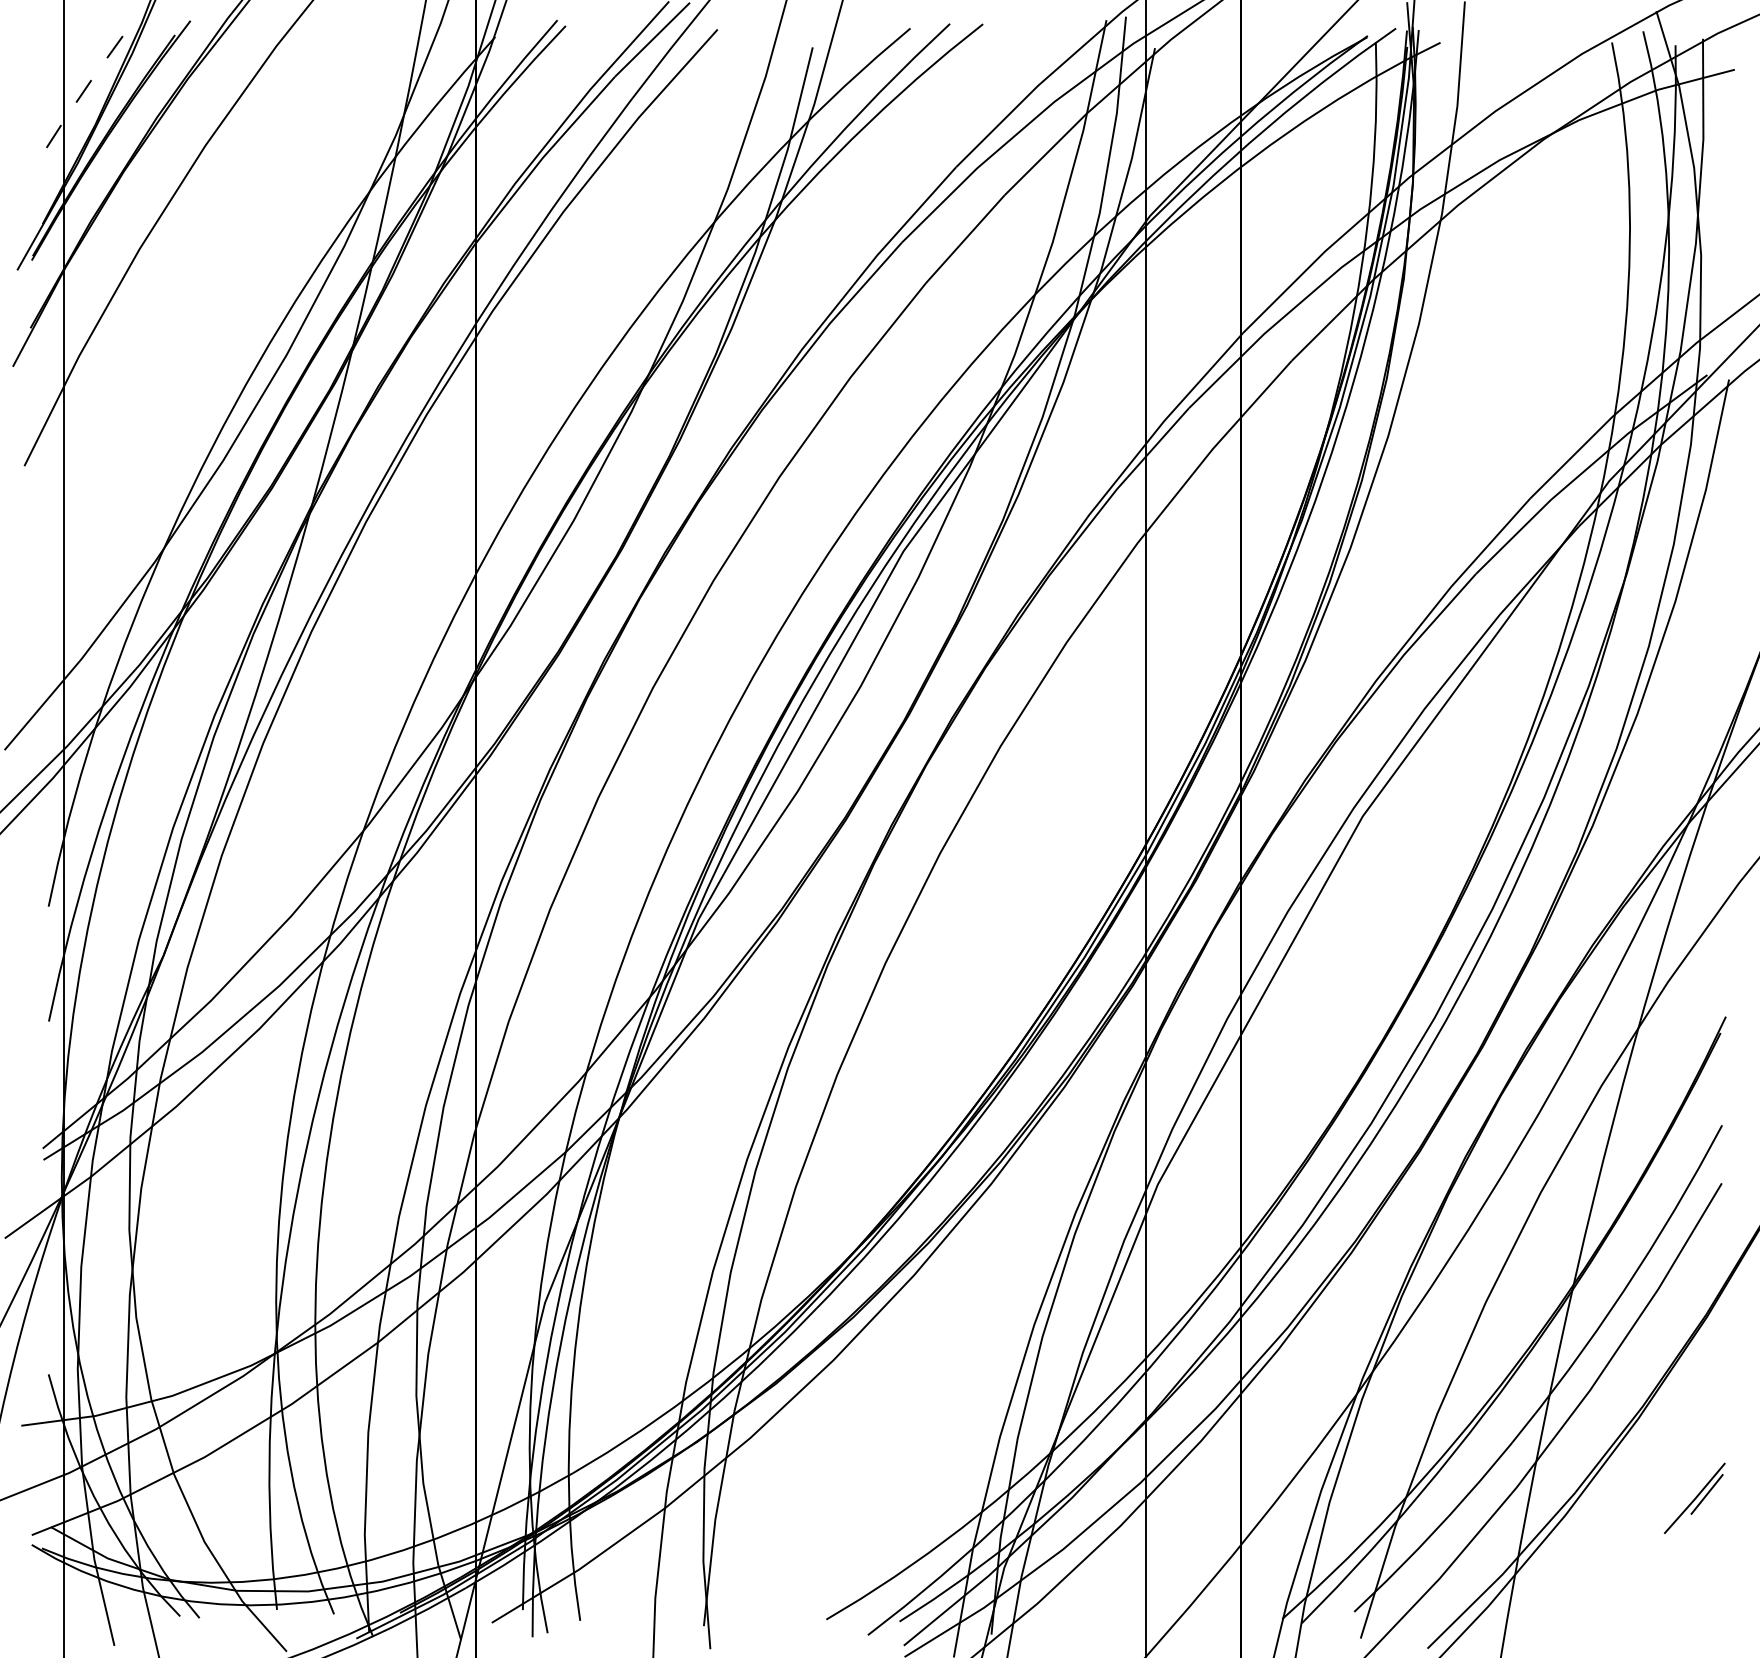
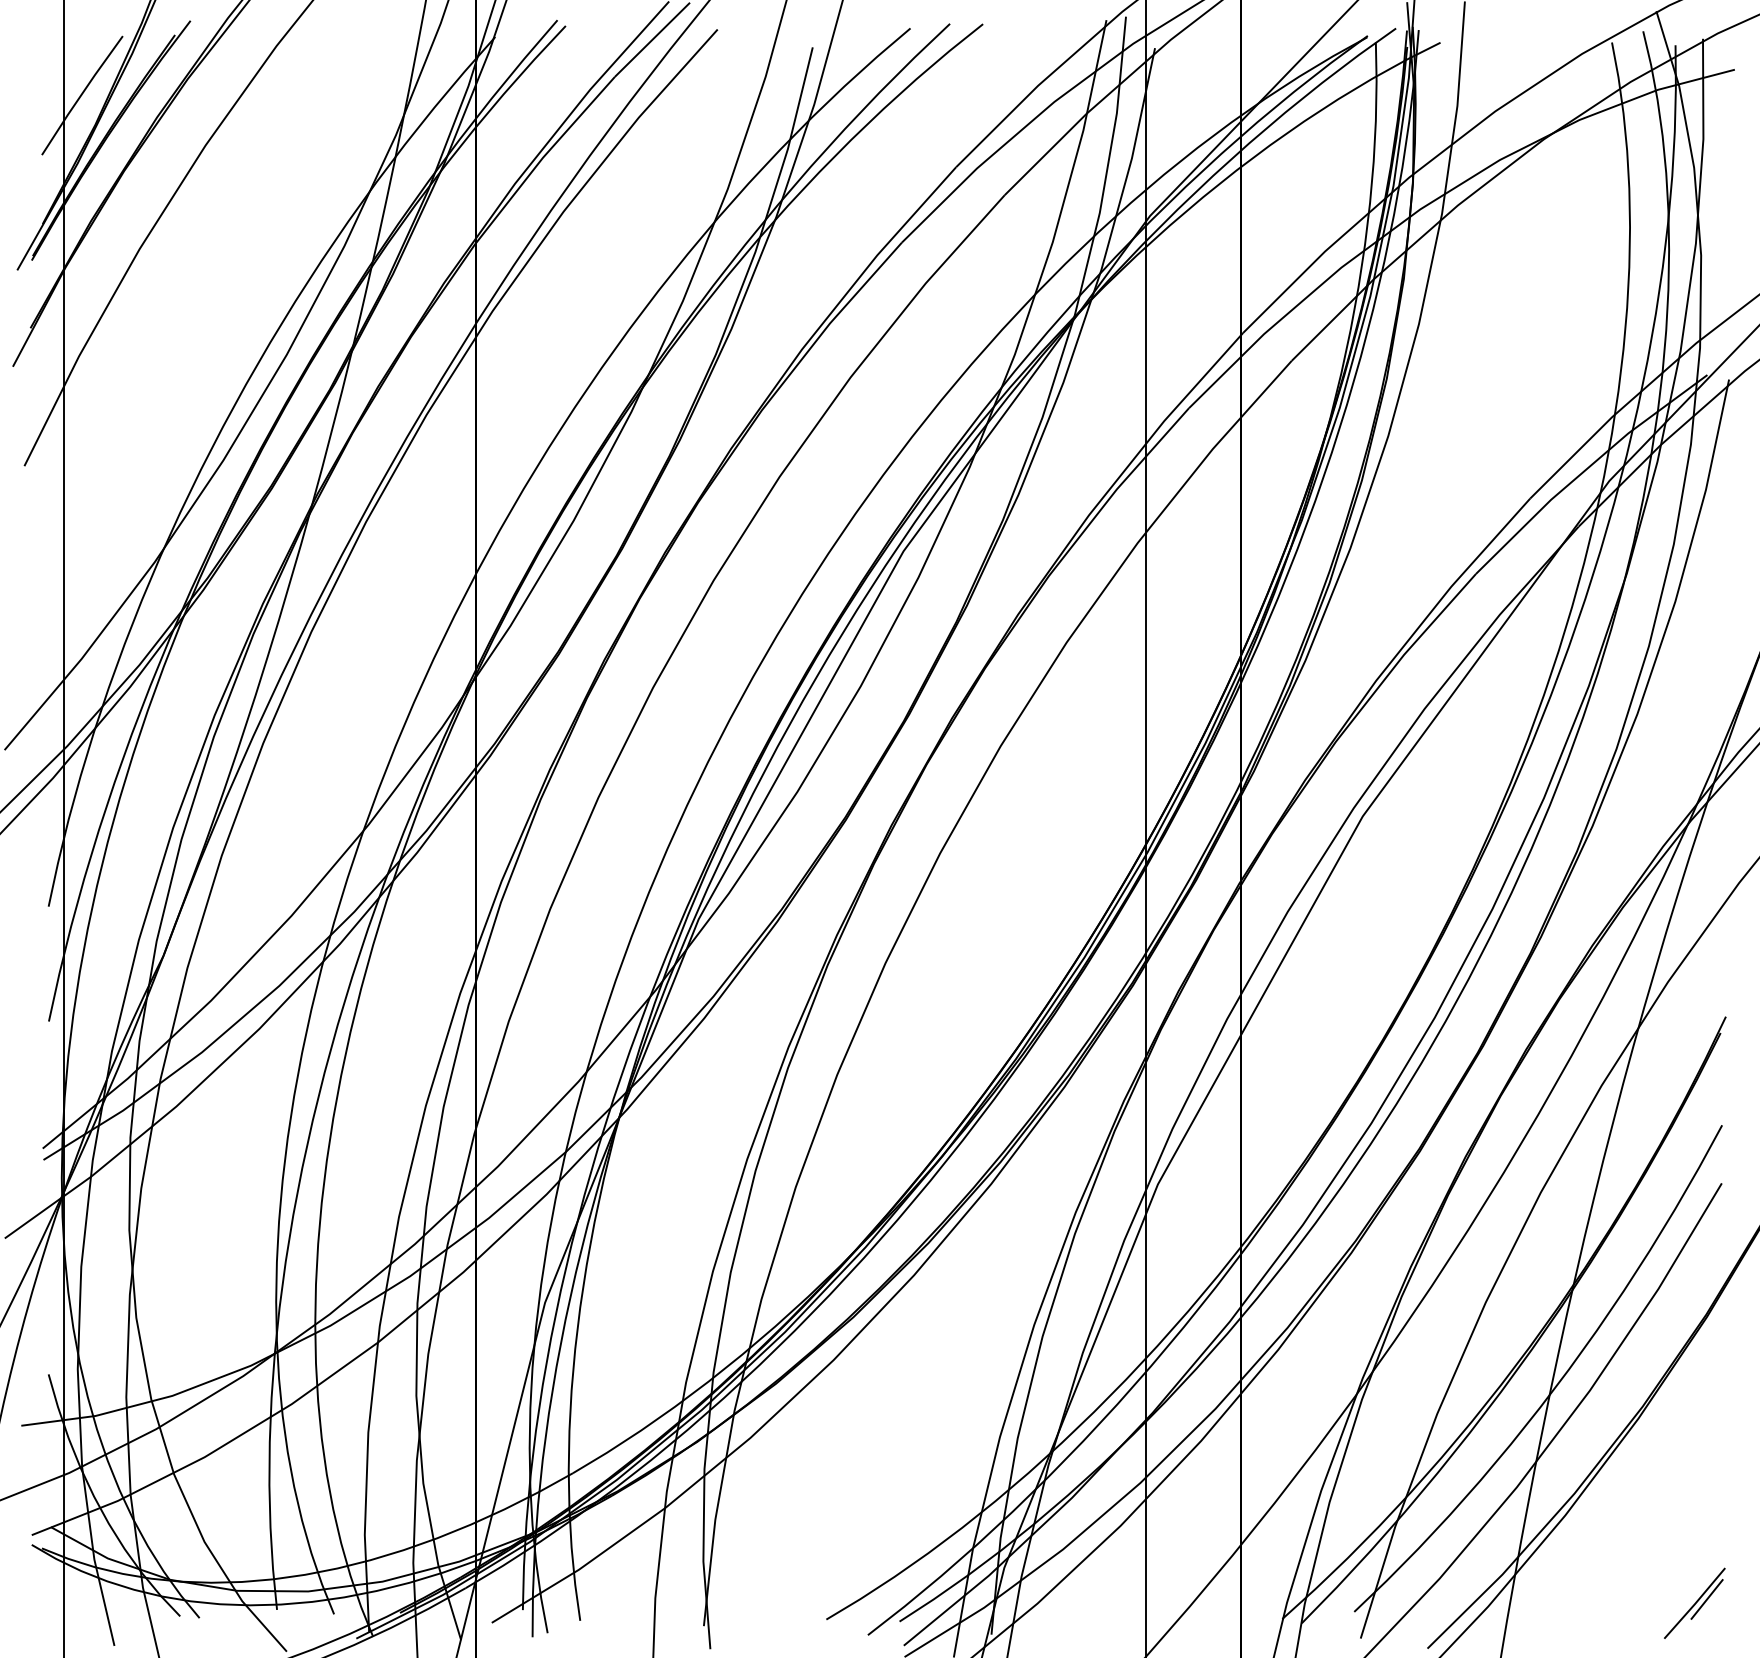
line: dashed -> solid (80, 95)
part position: (1694, 1497) -> (1694, 1602) (1694, 1602)
